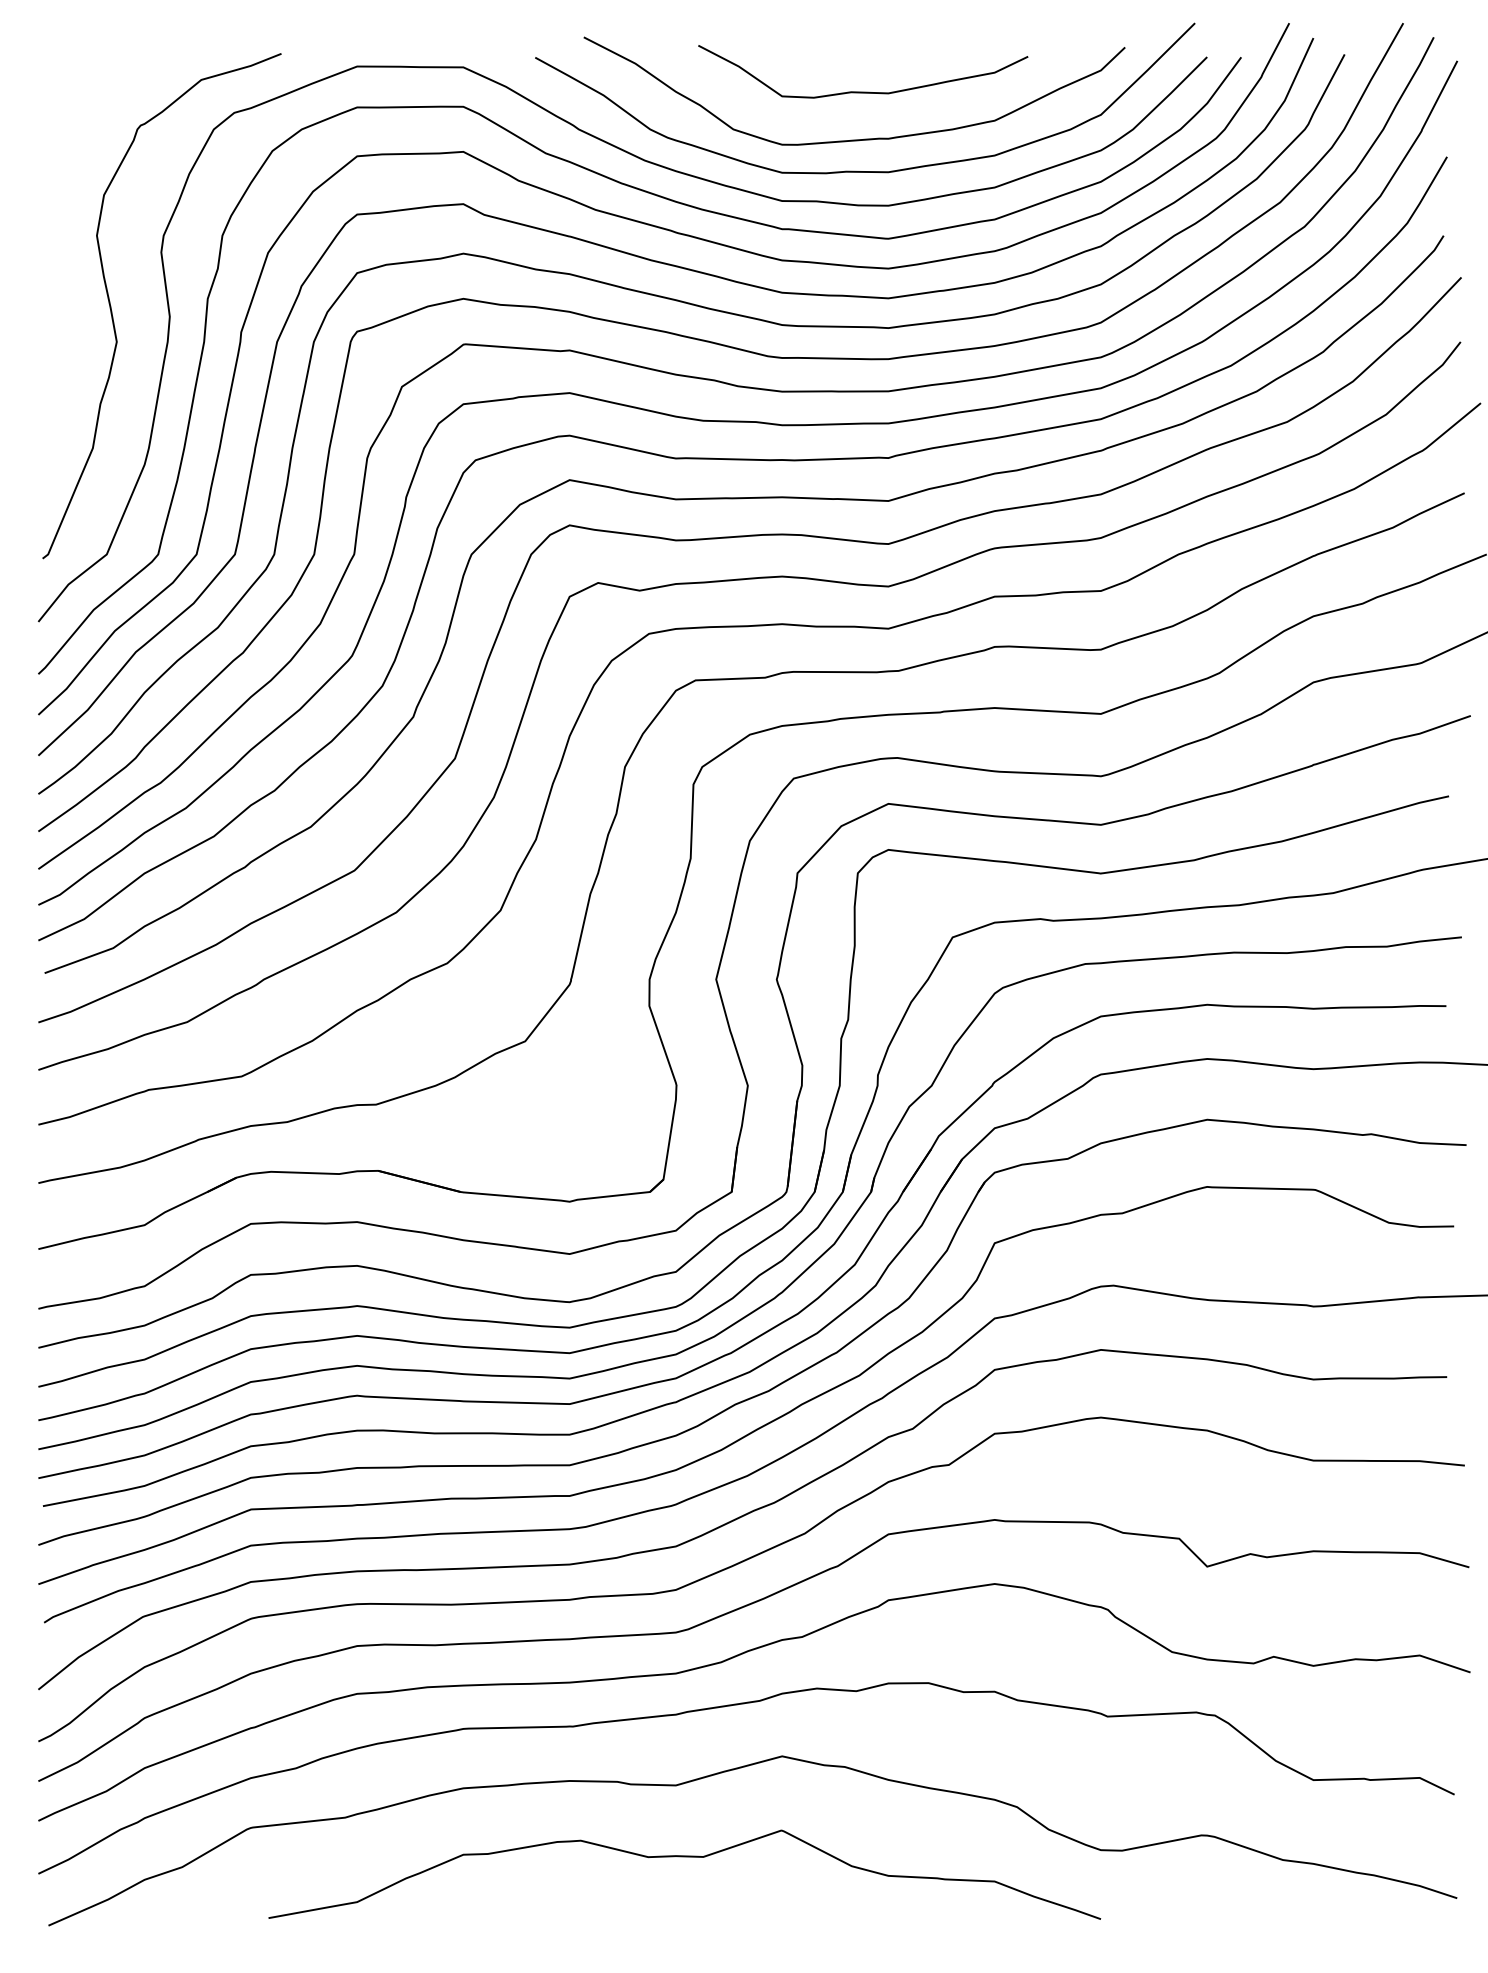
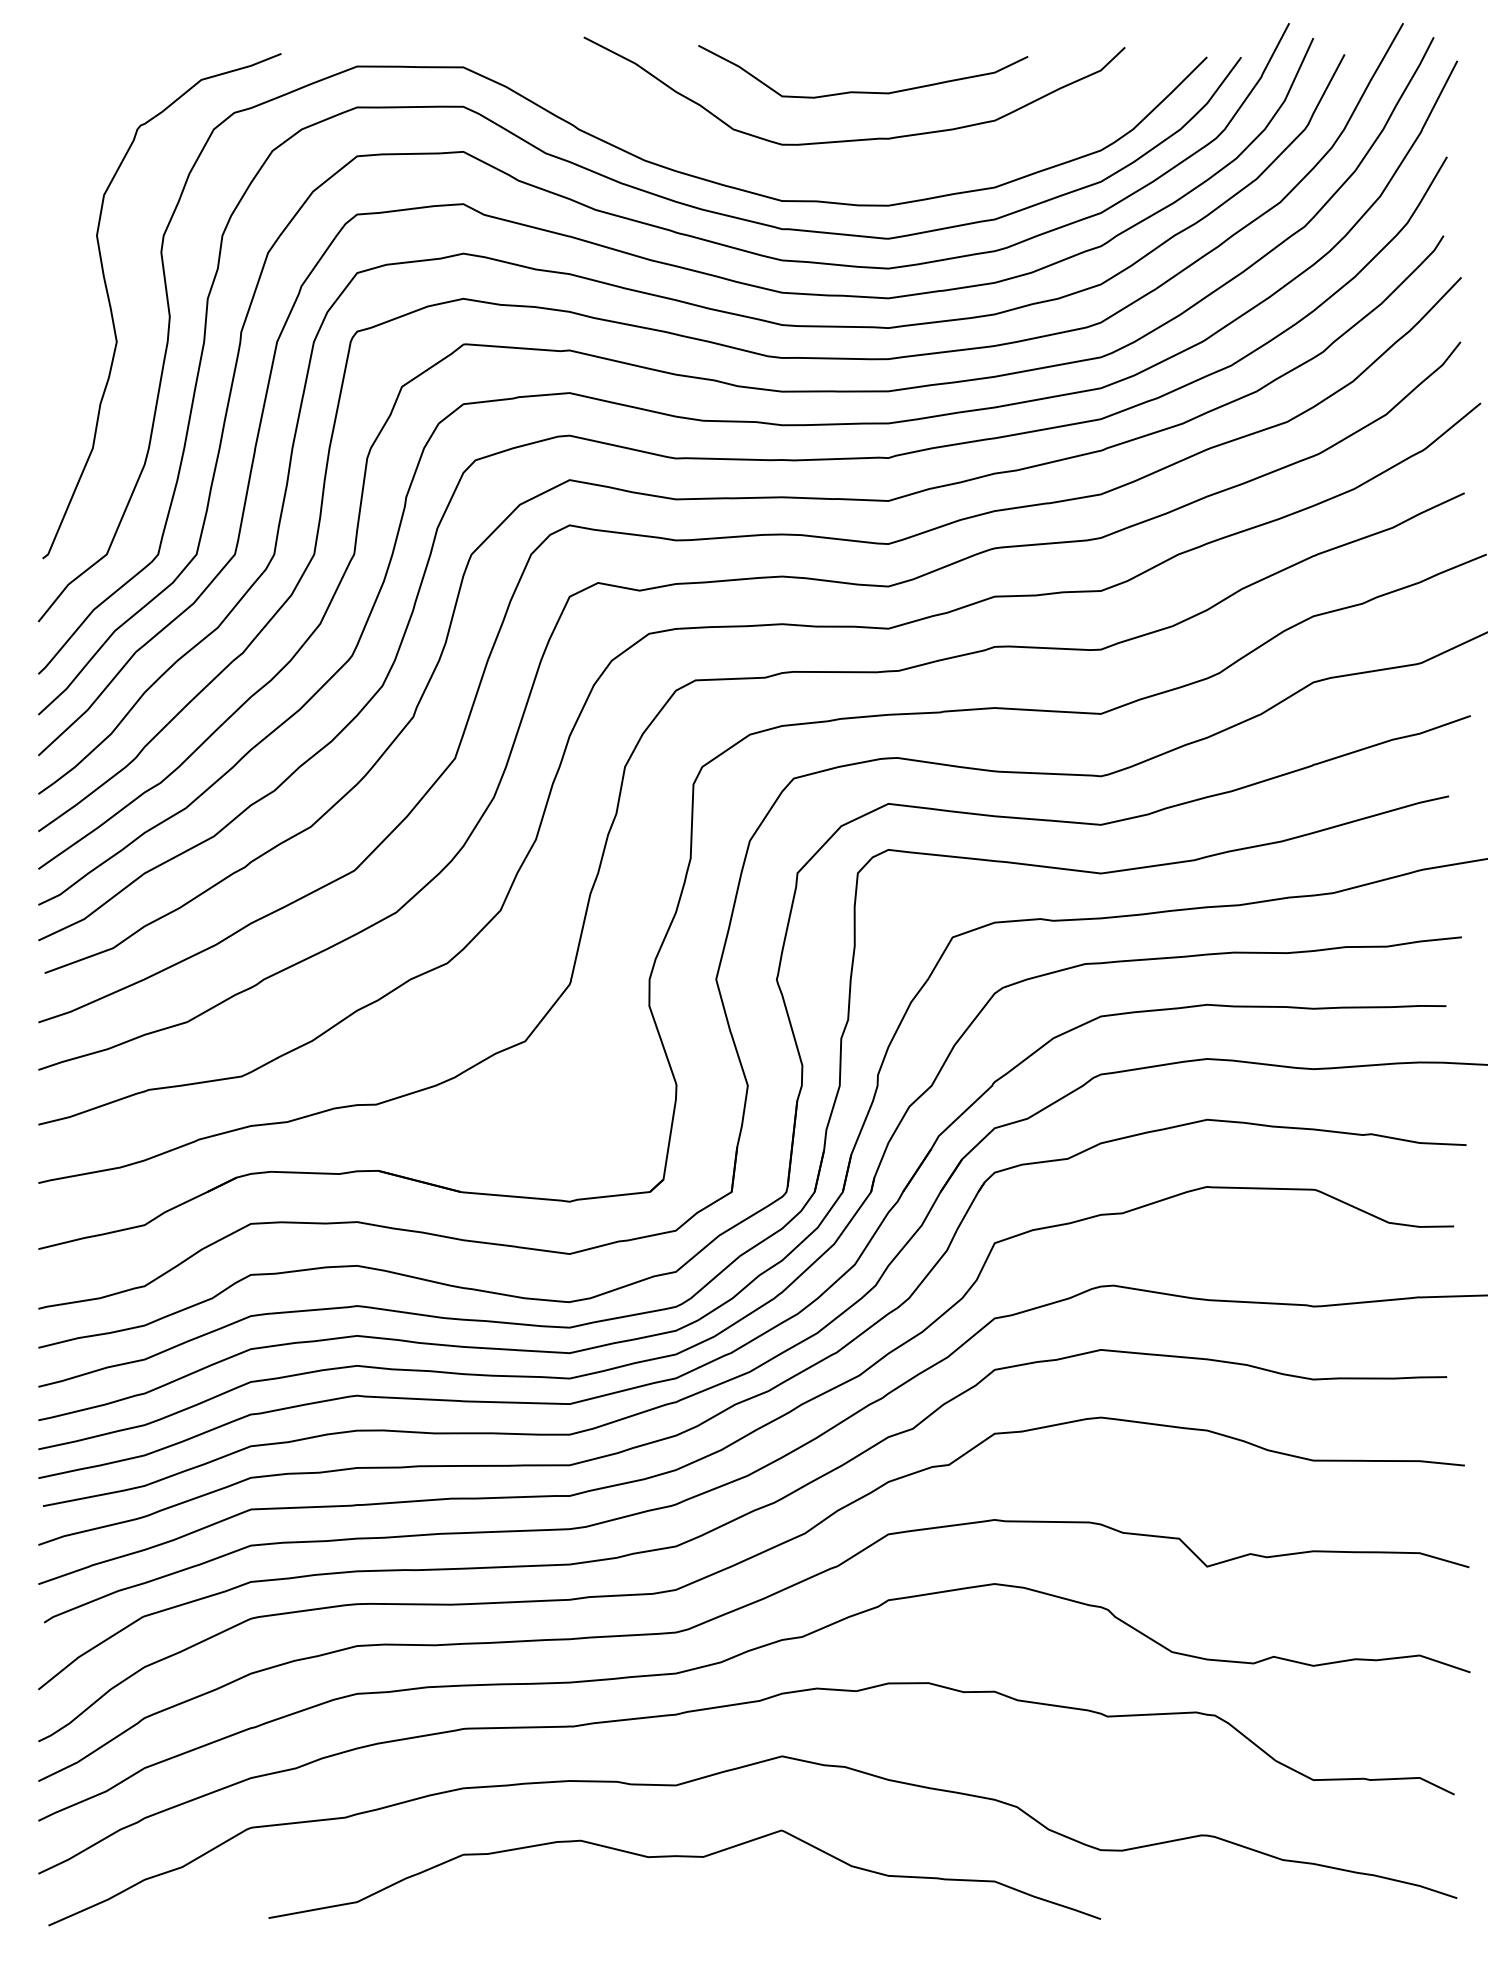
curve: present -> none (855, 170)
